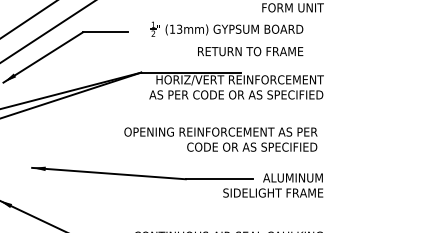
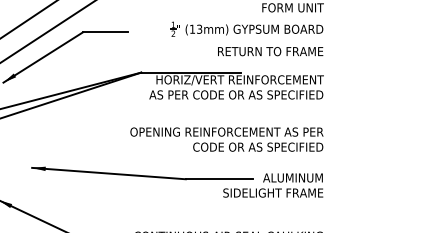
part position: (226, 38) -> (246, 38) (246, 38)
text position: (220, 139) -> (226, 139) (226, 139)
